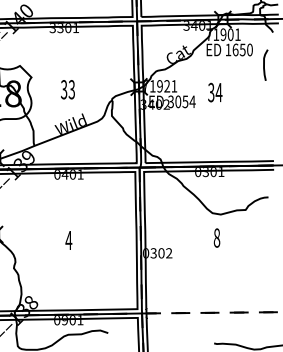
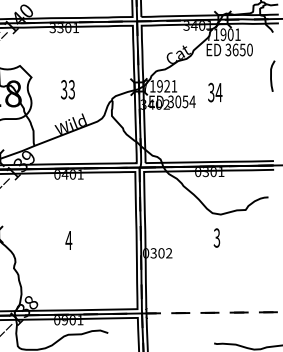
text: 1650 -> 3650 (228, 49)
curve position: (264, 64) -> (271, 75) (271, 75)
text: 8 -> 3 (216, 237)
